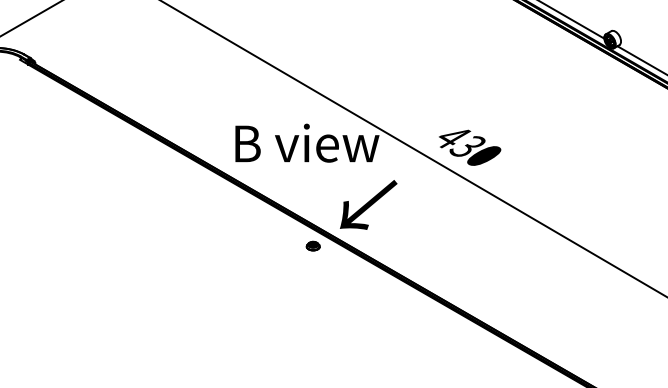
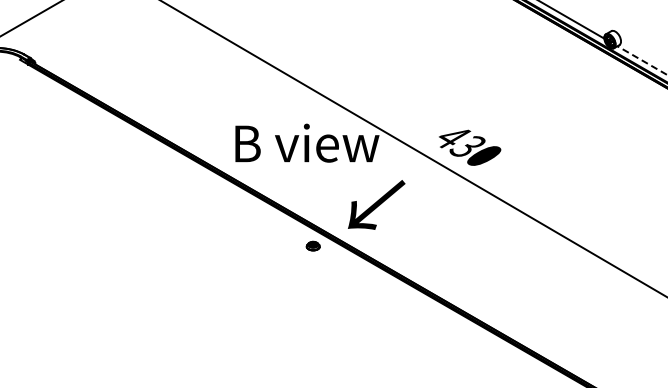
line: solid -> dashed (642, 60)
text position: (368, 204) -> (376, 204) (376, 204)
